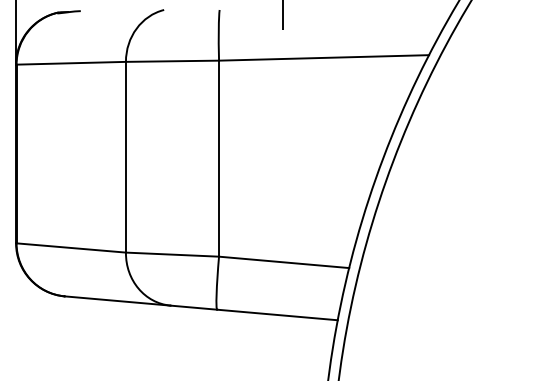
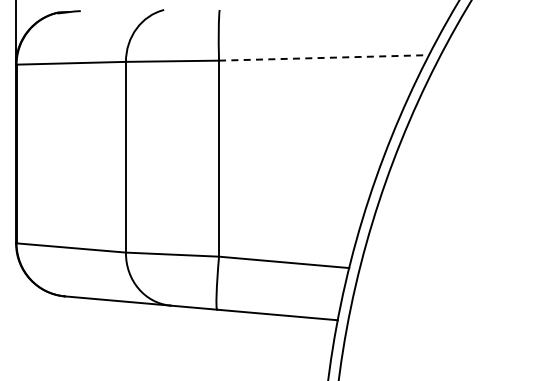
line: present -> none (283, 16)
line: solid -> dashed (324, 57)
